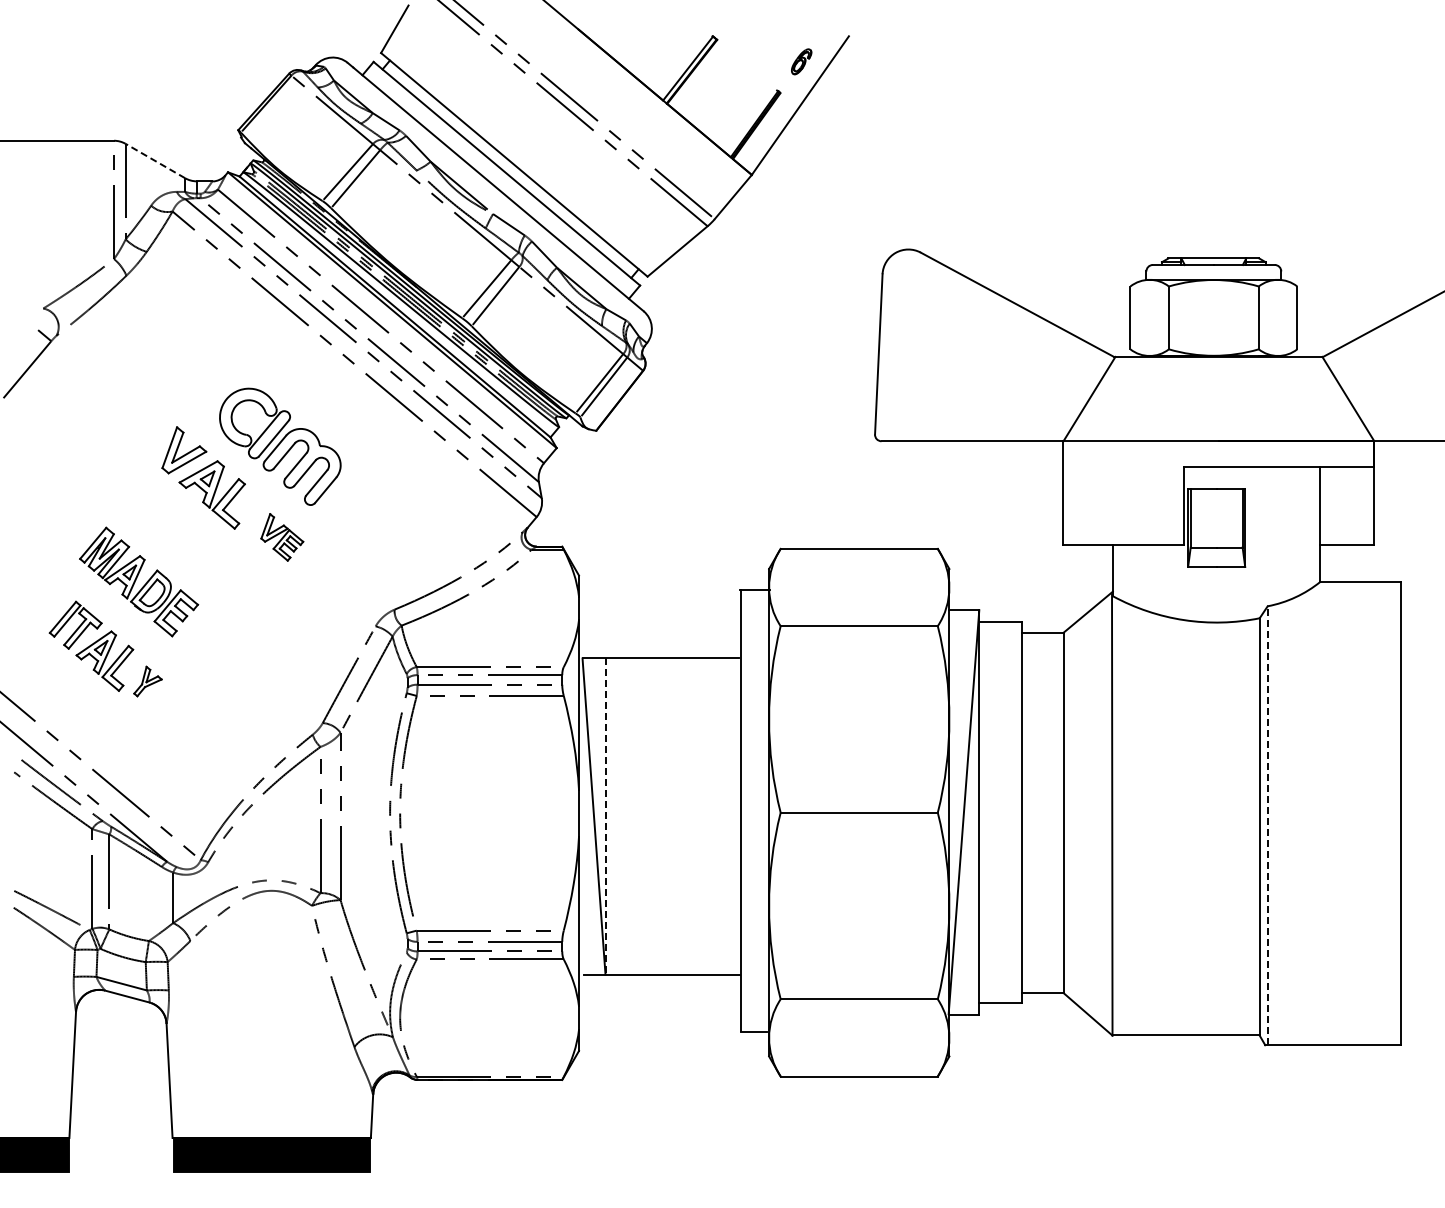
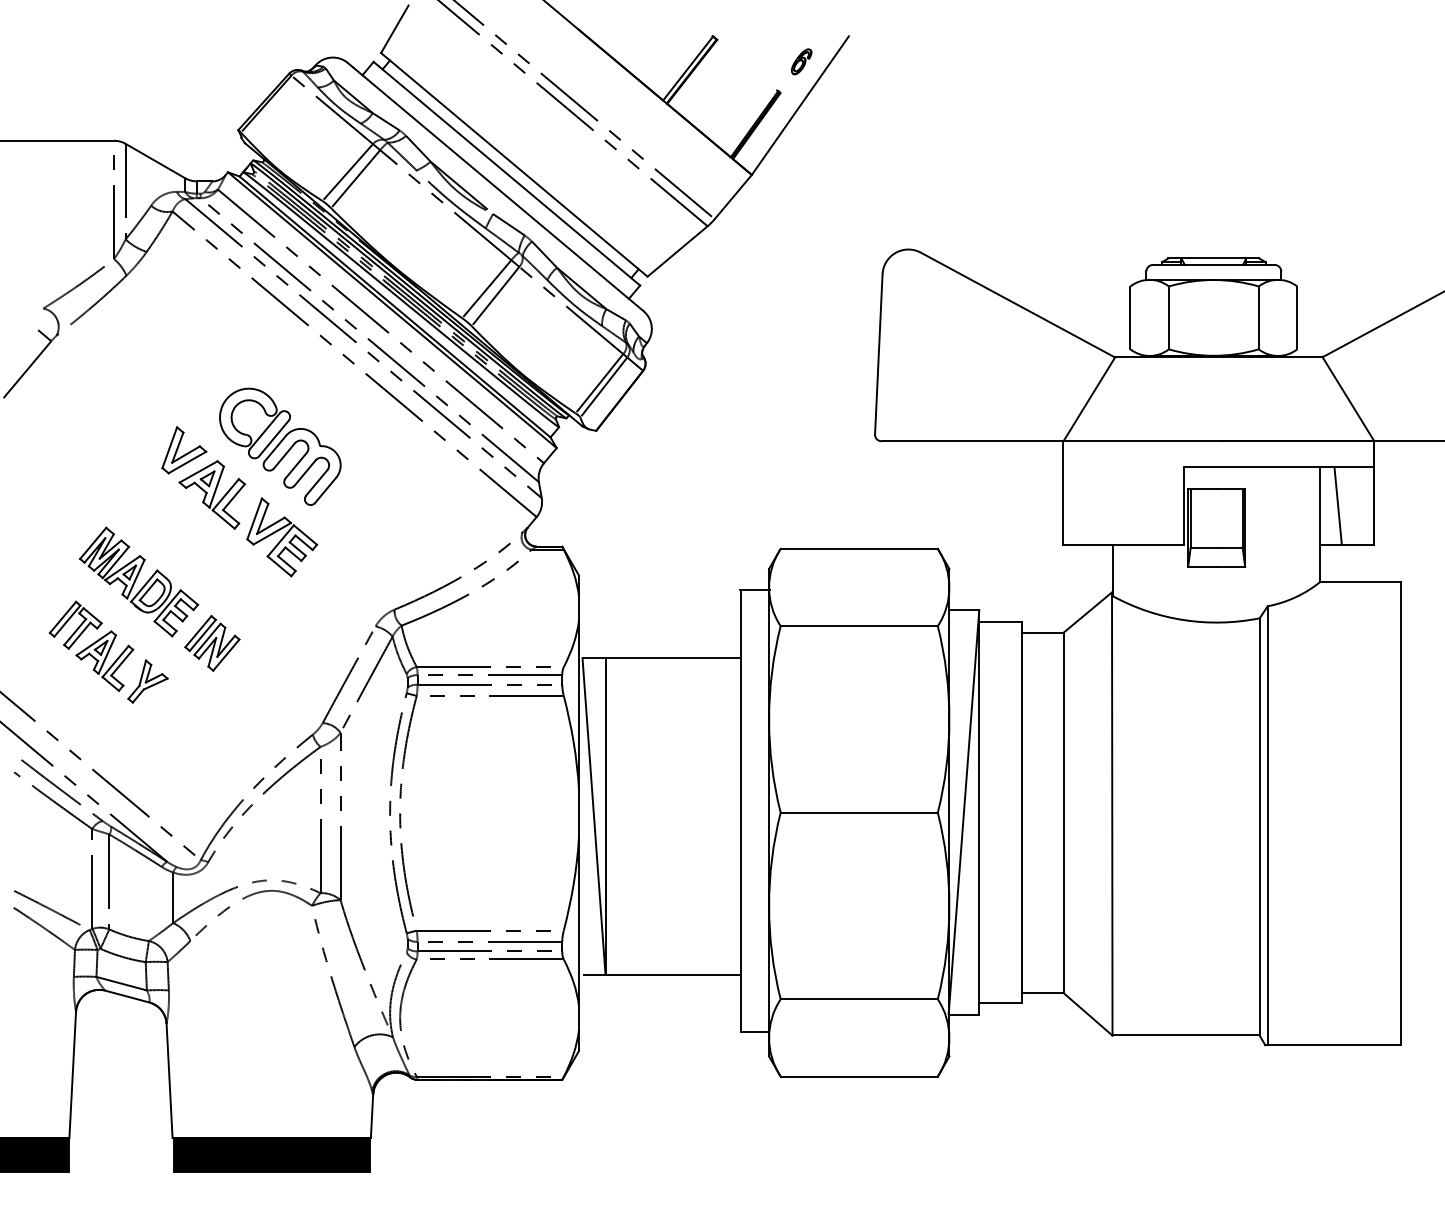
line: dashed -> solid (154, 160)
line: none -> present (1337, 506)
part size: 45x49 px -> 73x81 px (282, 537)
part: none -> present (212, 643)
part size: 30x33 px -> 42x45 px (147, 681)
line: dashed -> solid (605, 817)
line: dashed -> solid (1267, 825)
